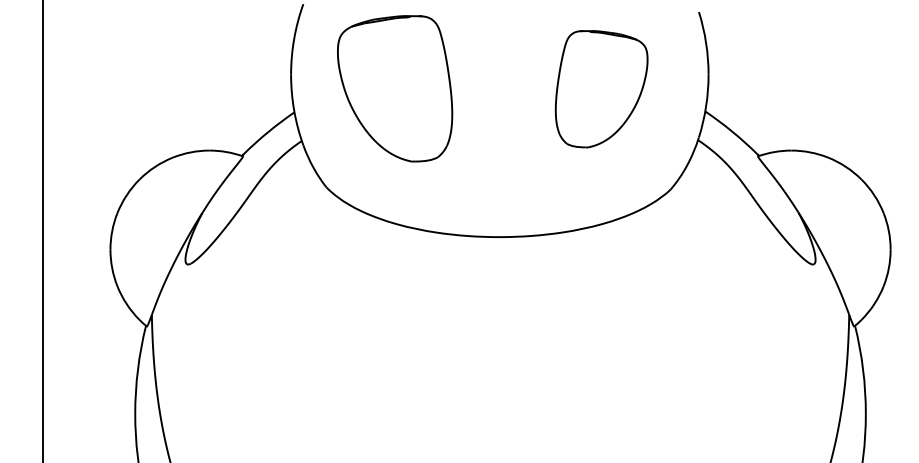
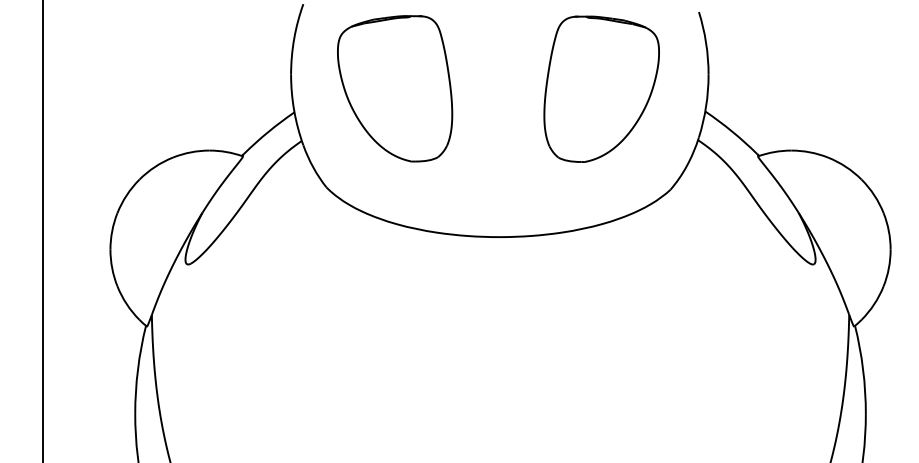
part size: 95x119 px -> 117x148 px (601, 88)
